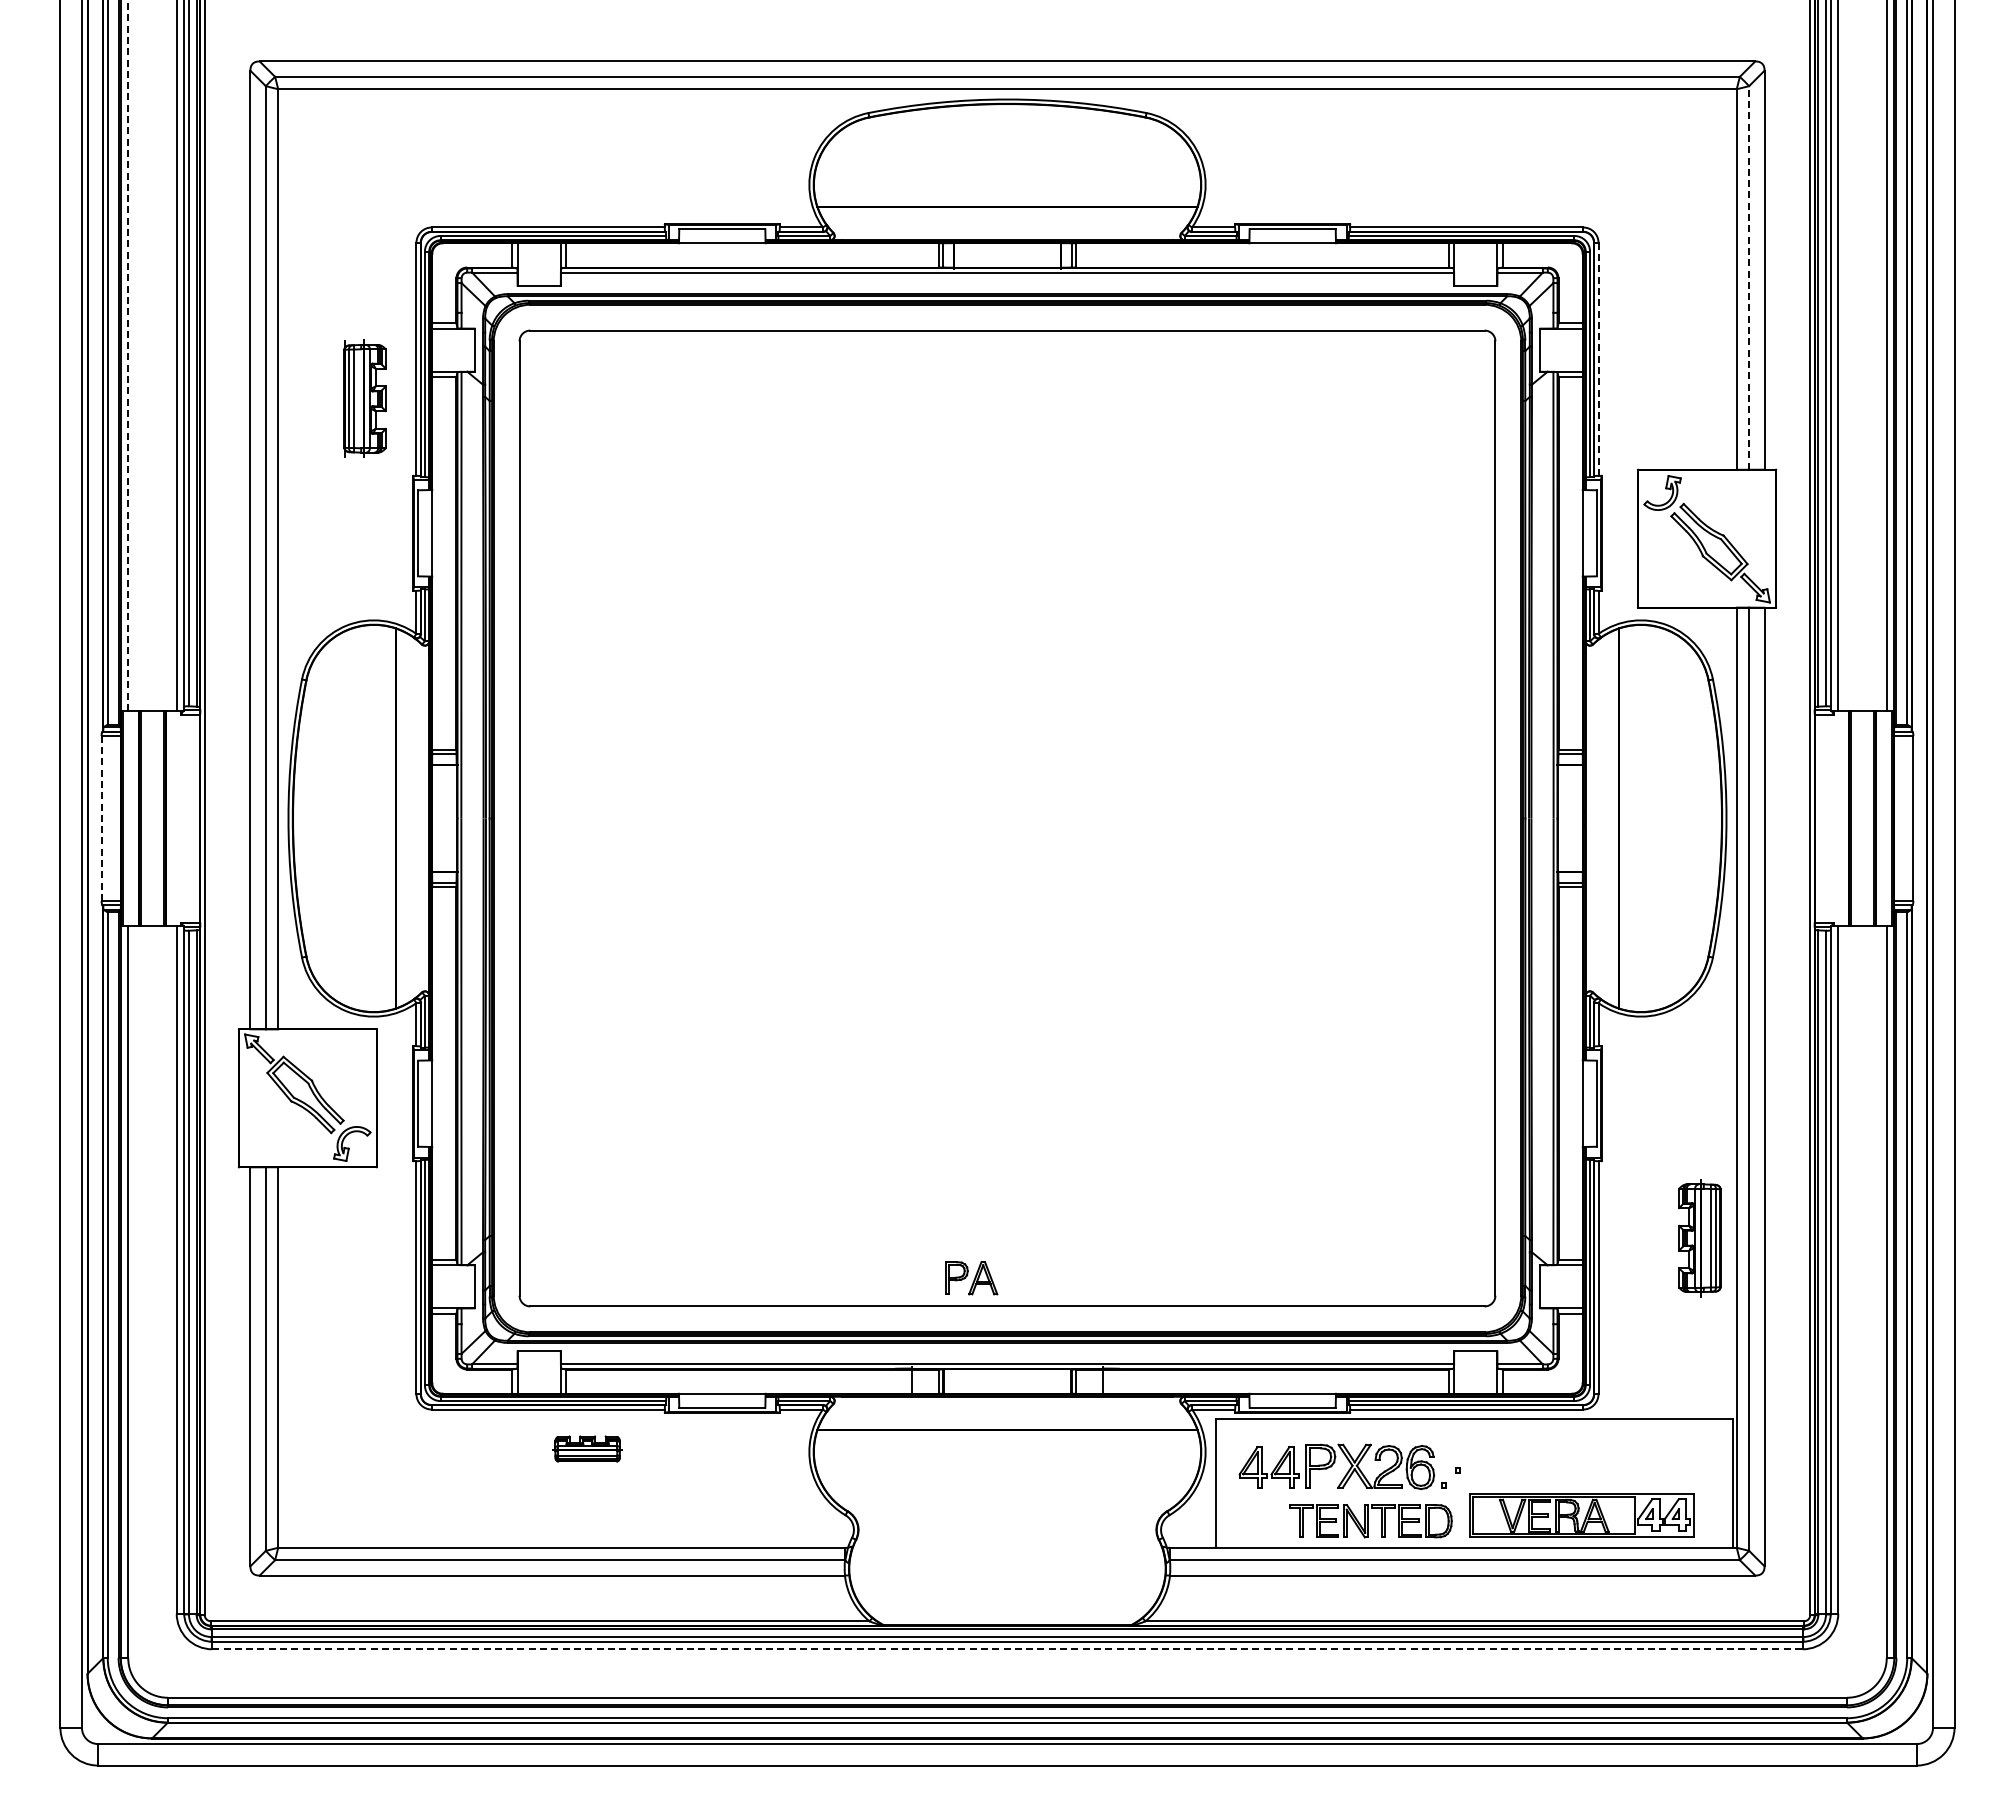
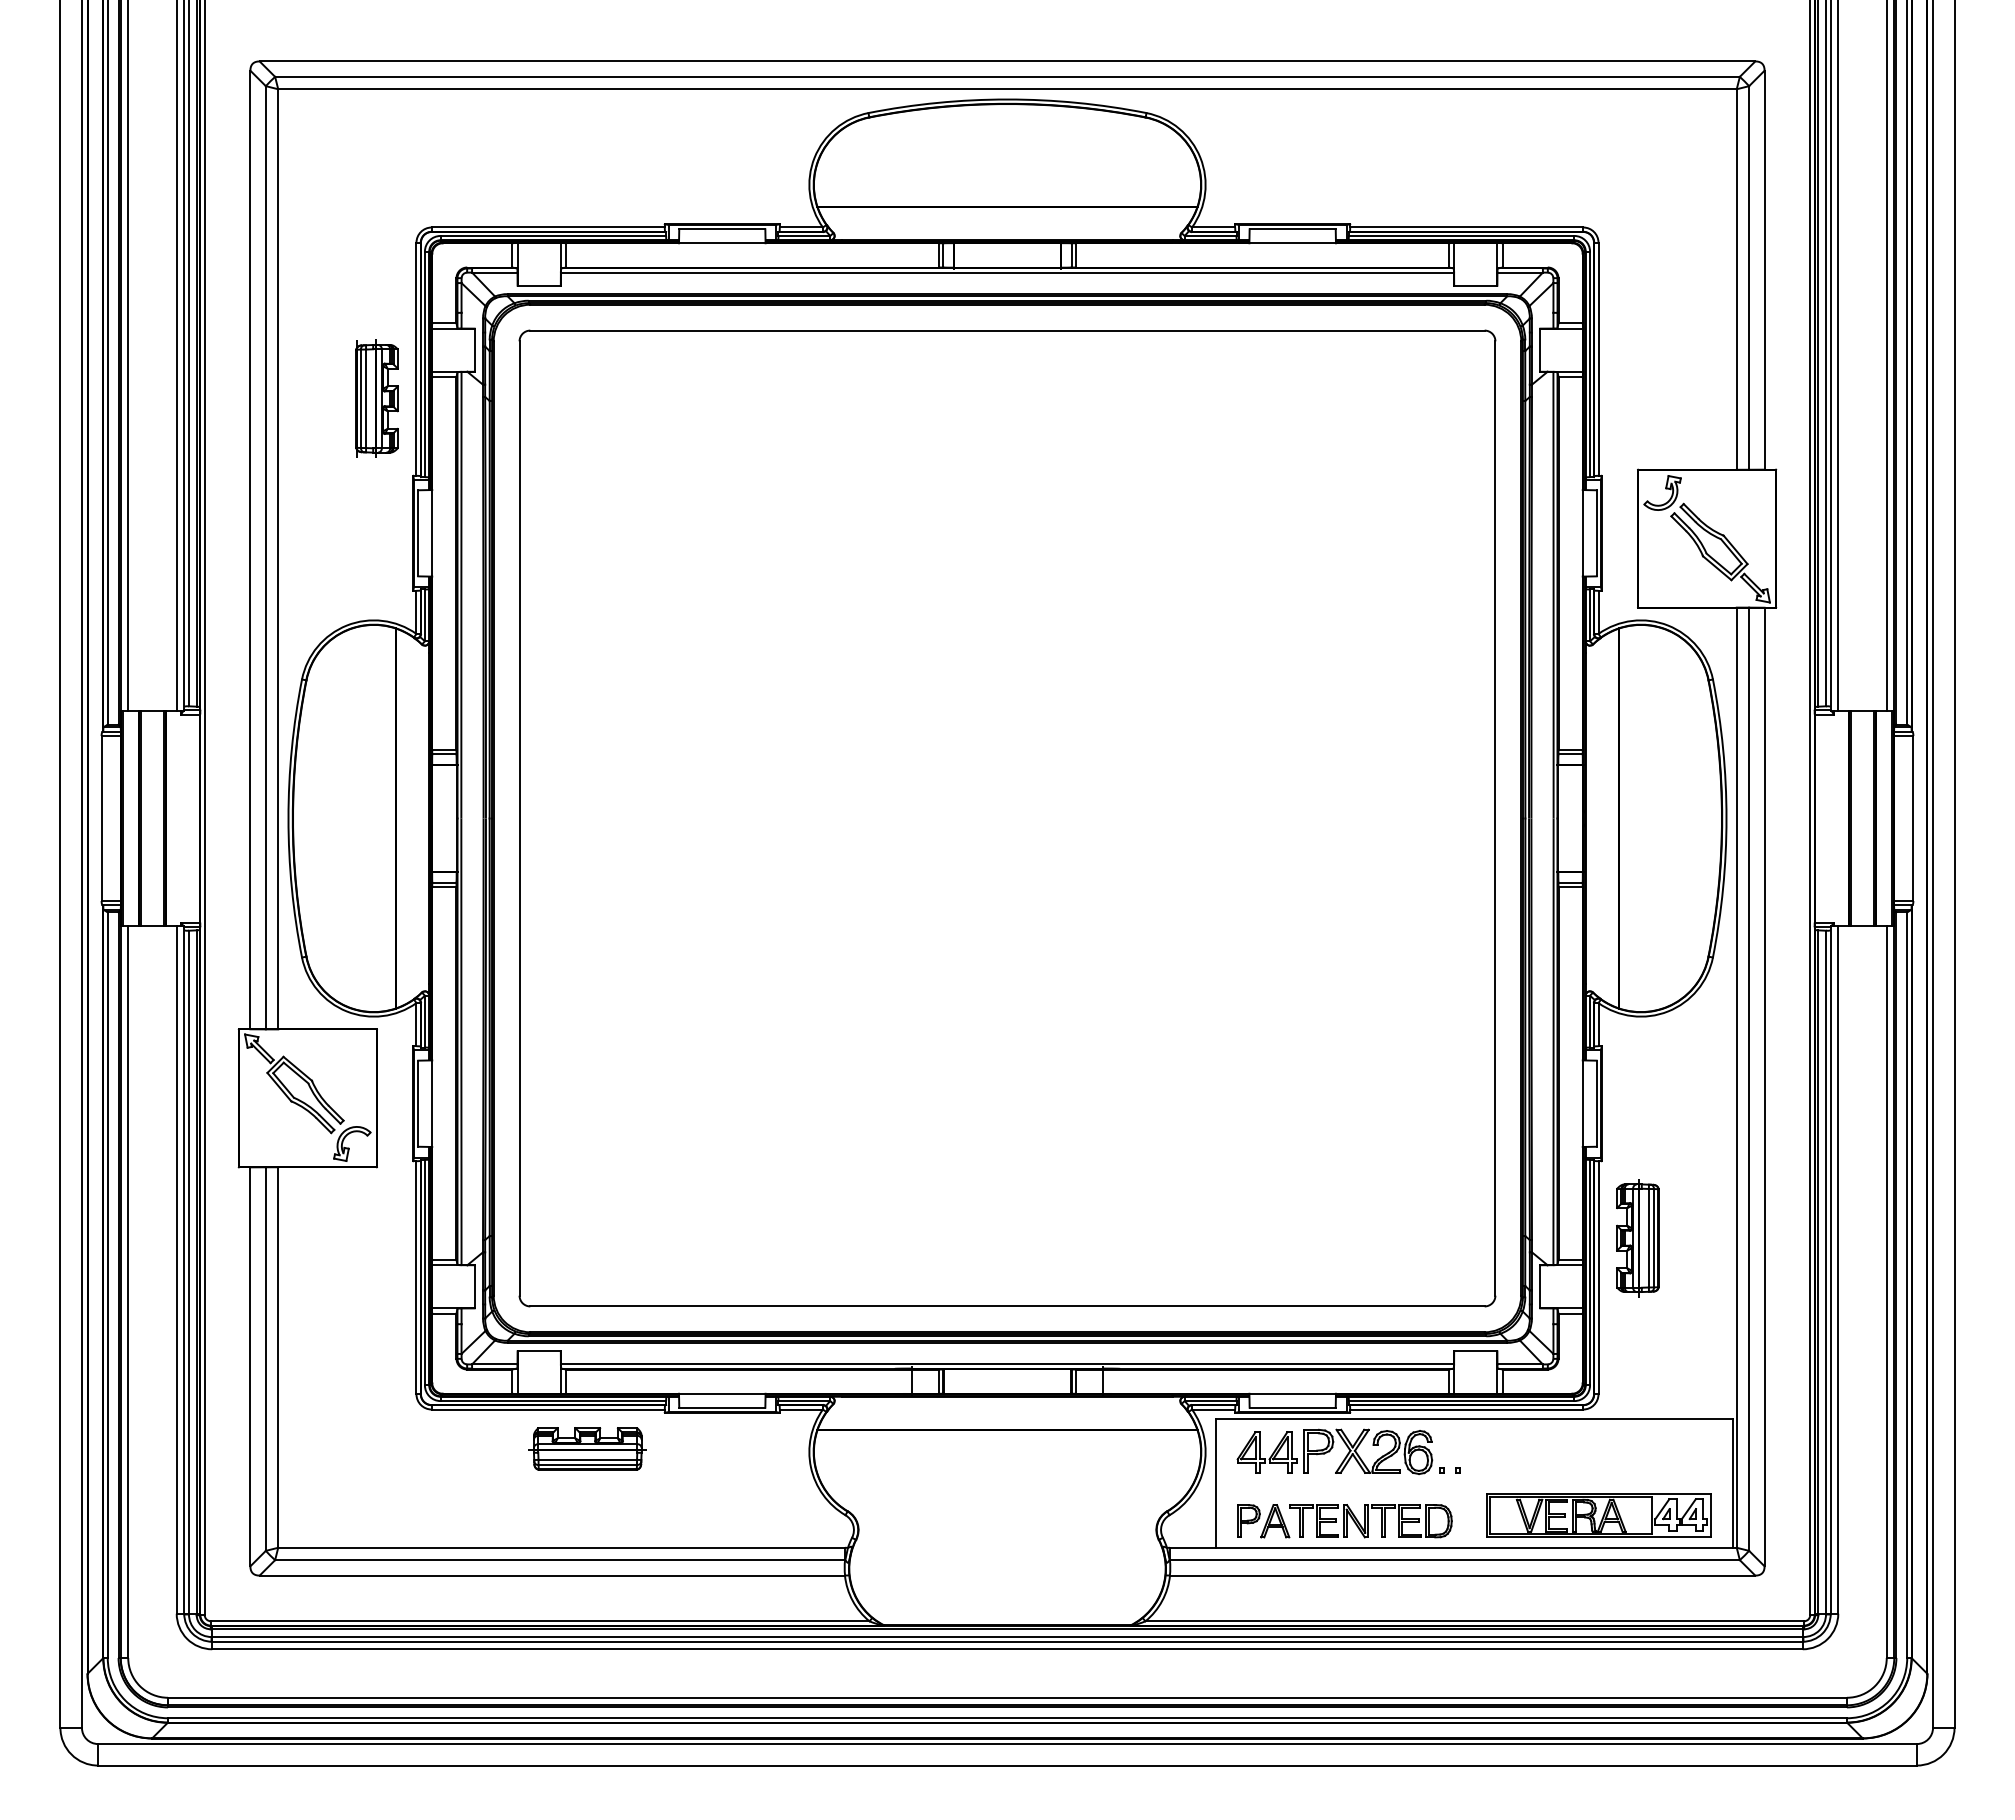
line: dashed -> solid (1749, 277)
line: dashed -> solid (128, 355)
line: dashed -> solid (1598, 359)
part position: (364, 398) -> (376, 398) (376, 398)
line: dashed -> solid (101, 818)
part position: (1699, 1238) -> (1637, 1238) (1637, 1238)
part position: (971, 1278) -> (1263, 1521) (1263, 1521)
part size: 71x28 px -> 119x44 px (587, 1448)
part position: (1348, 1469) -> (1346, 1454) (1346, 1454)
part position: (1581, 1515) -> (1598, 1515) (1598, 1515)
line: dashed -> solid (1007, 1649)
